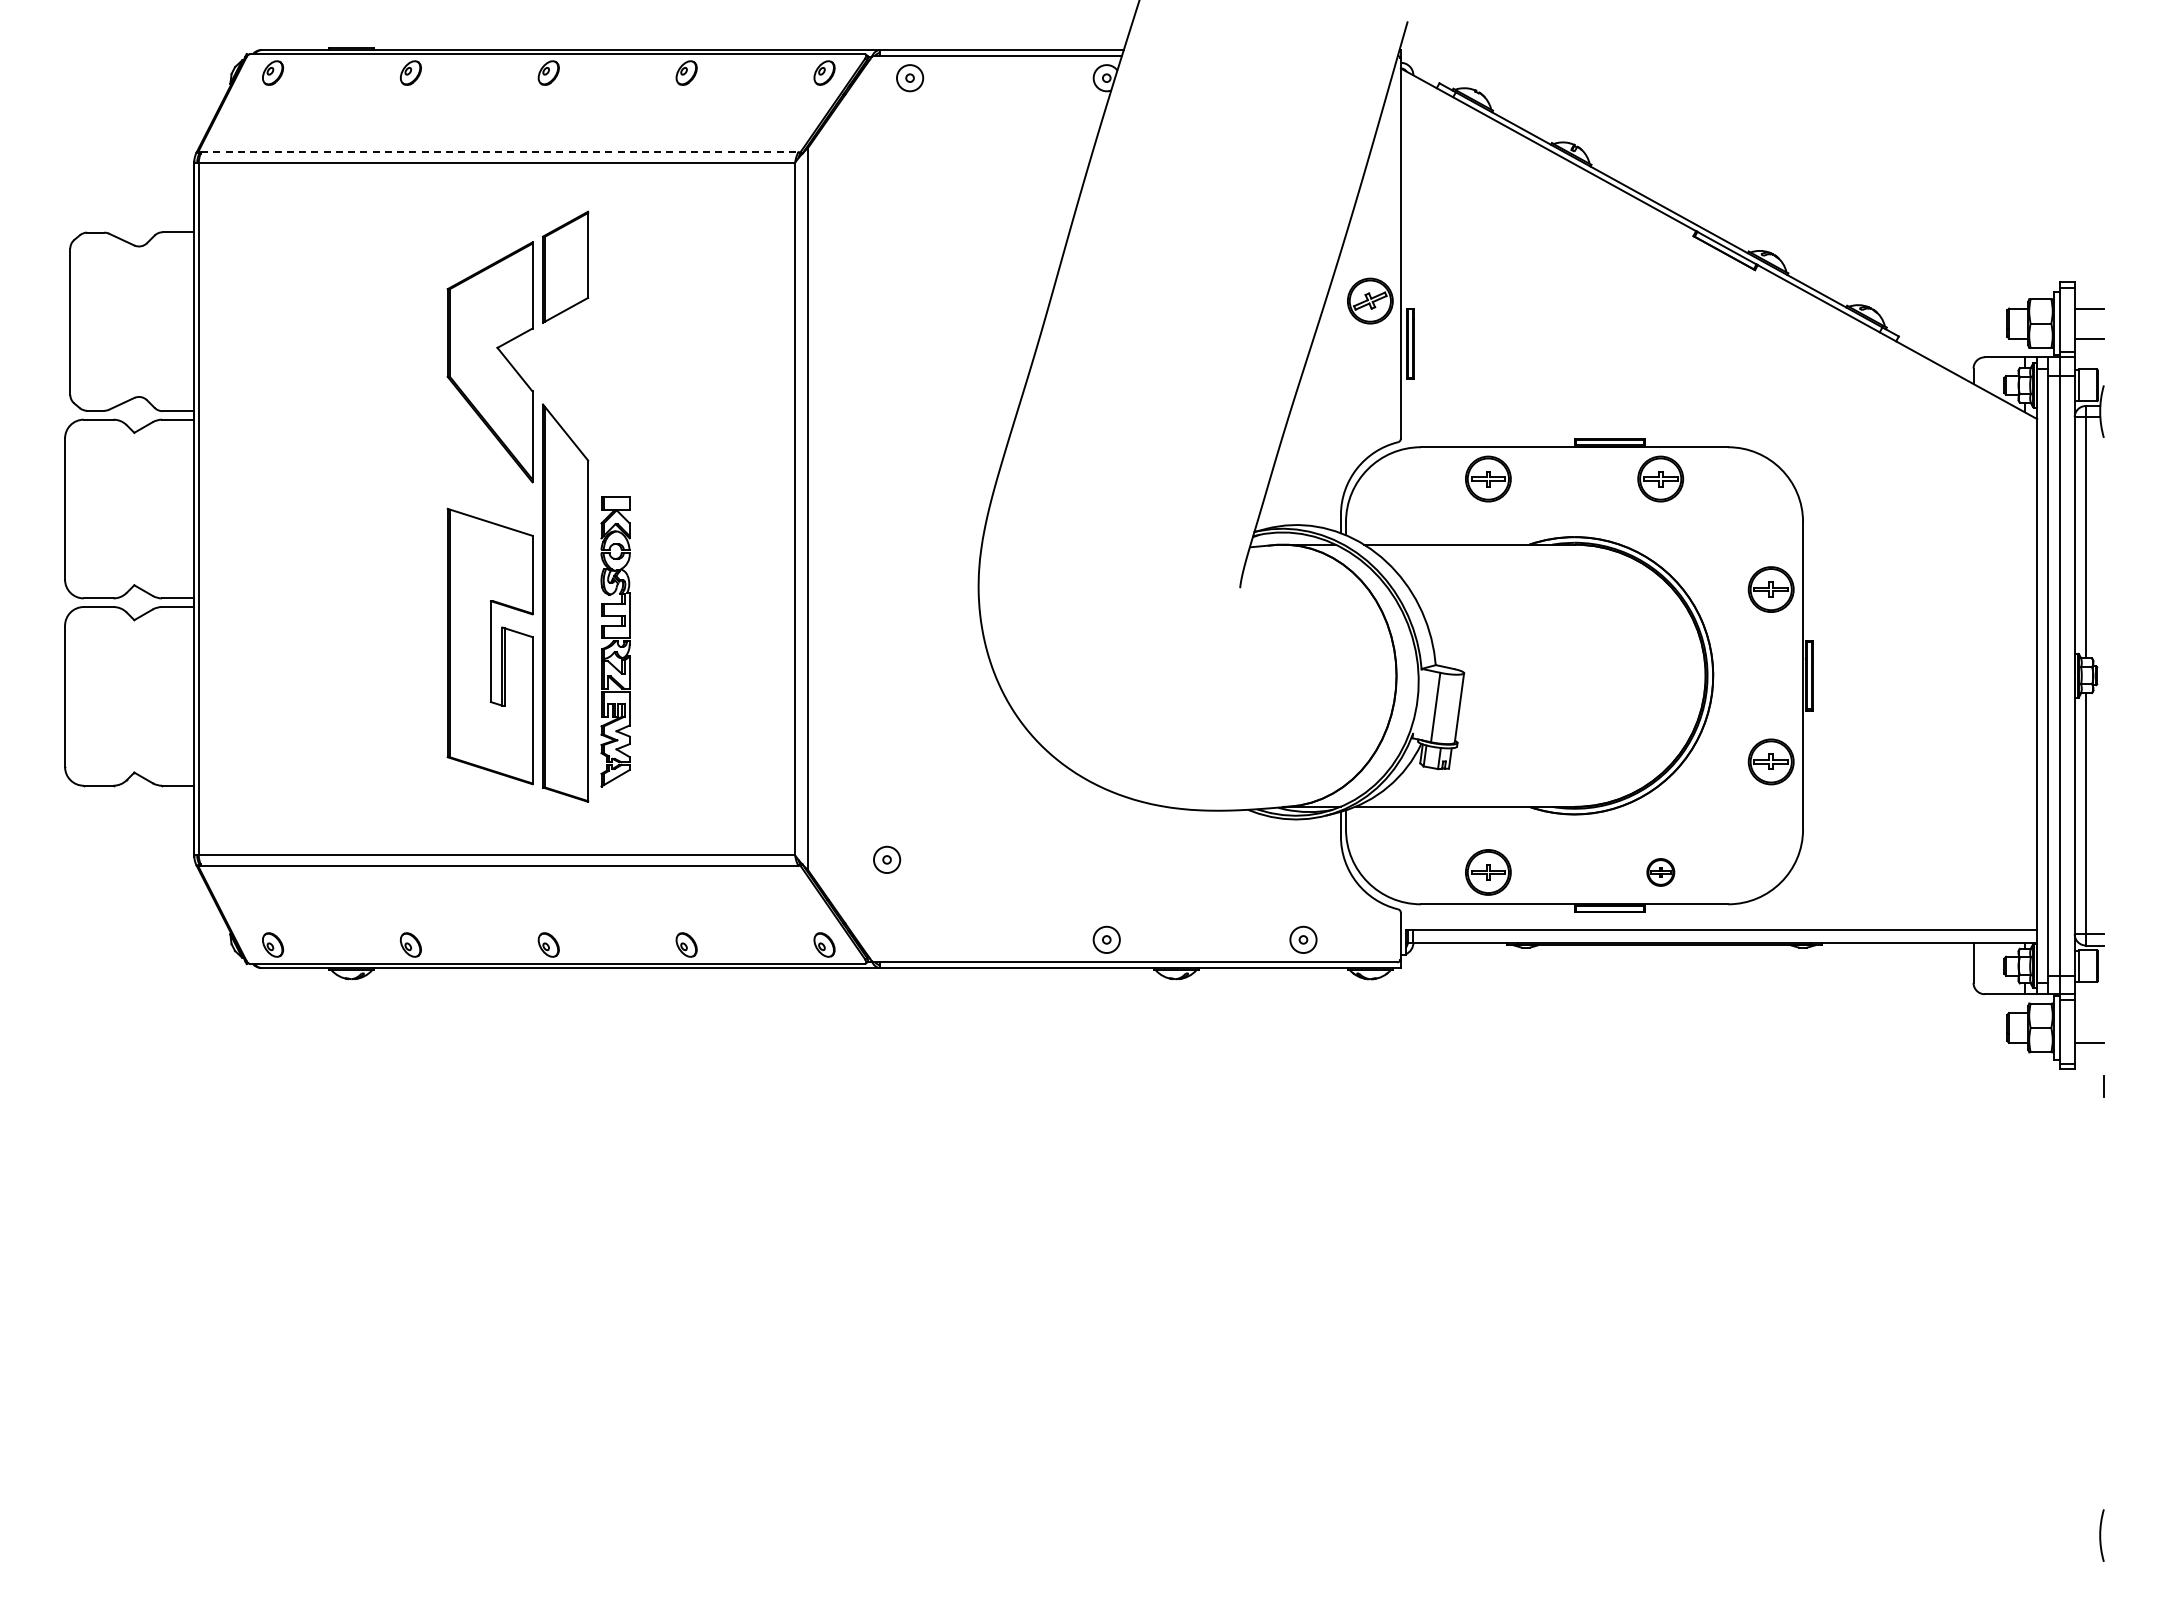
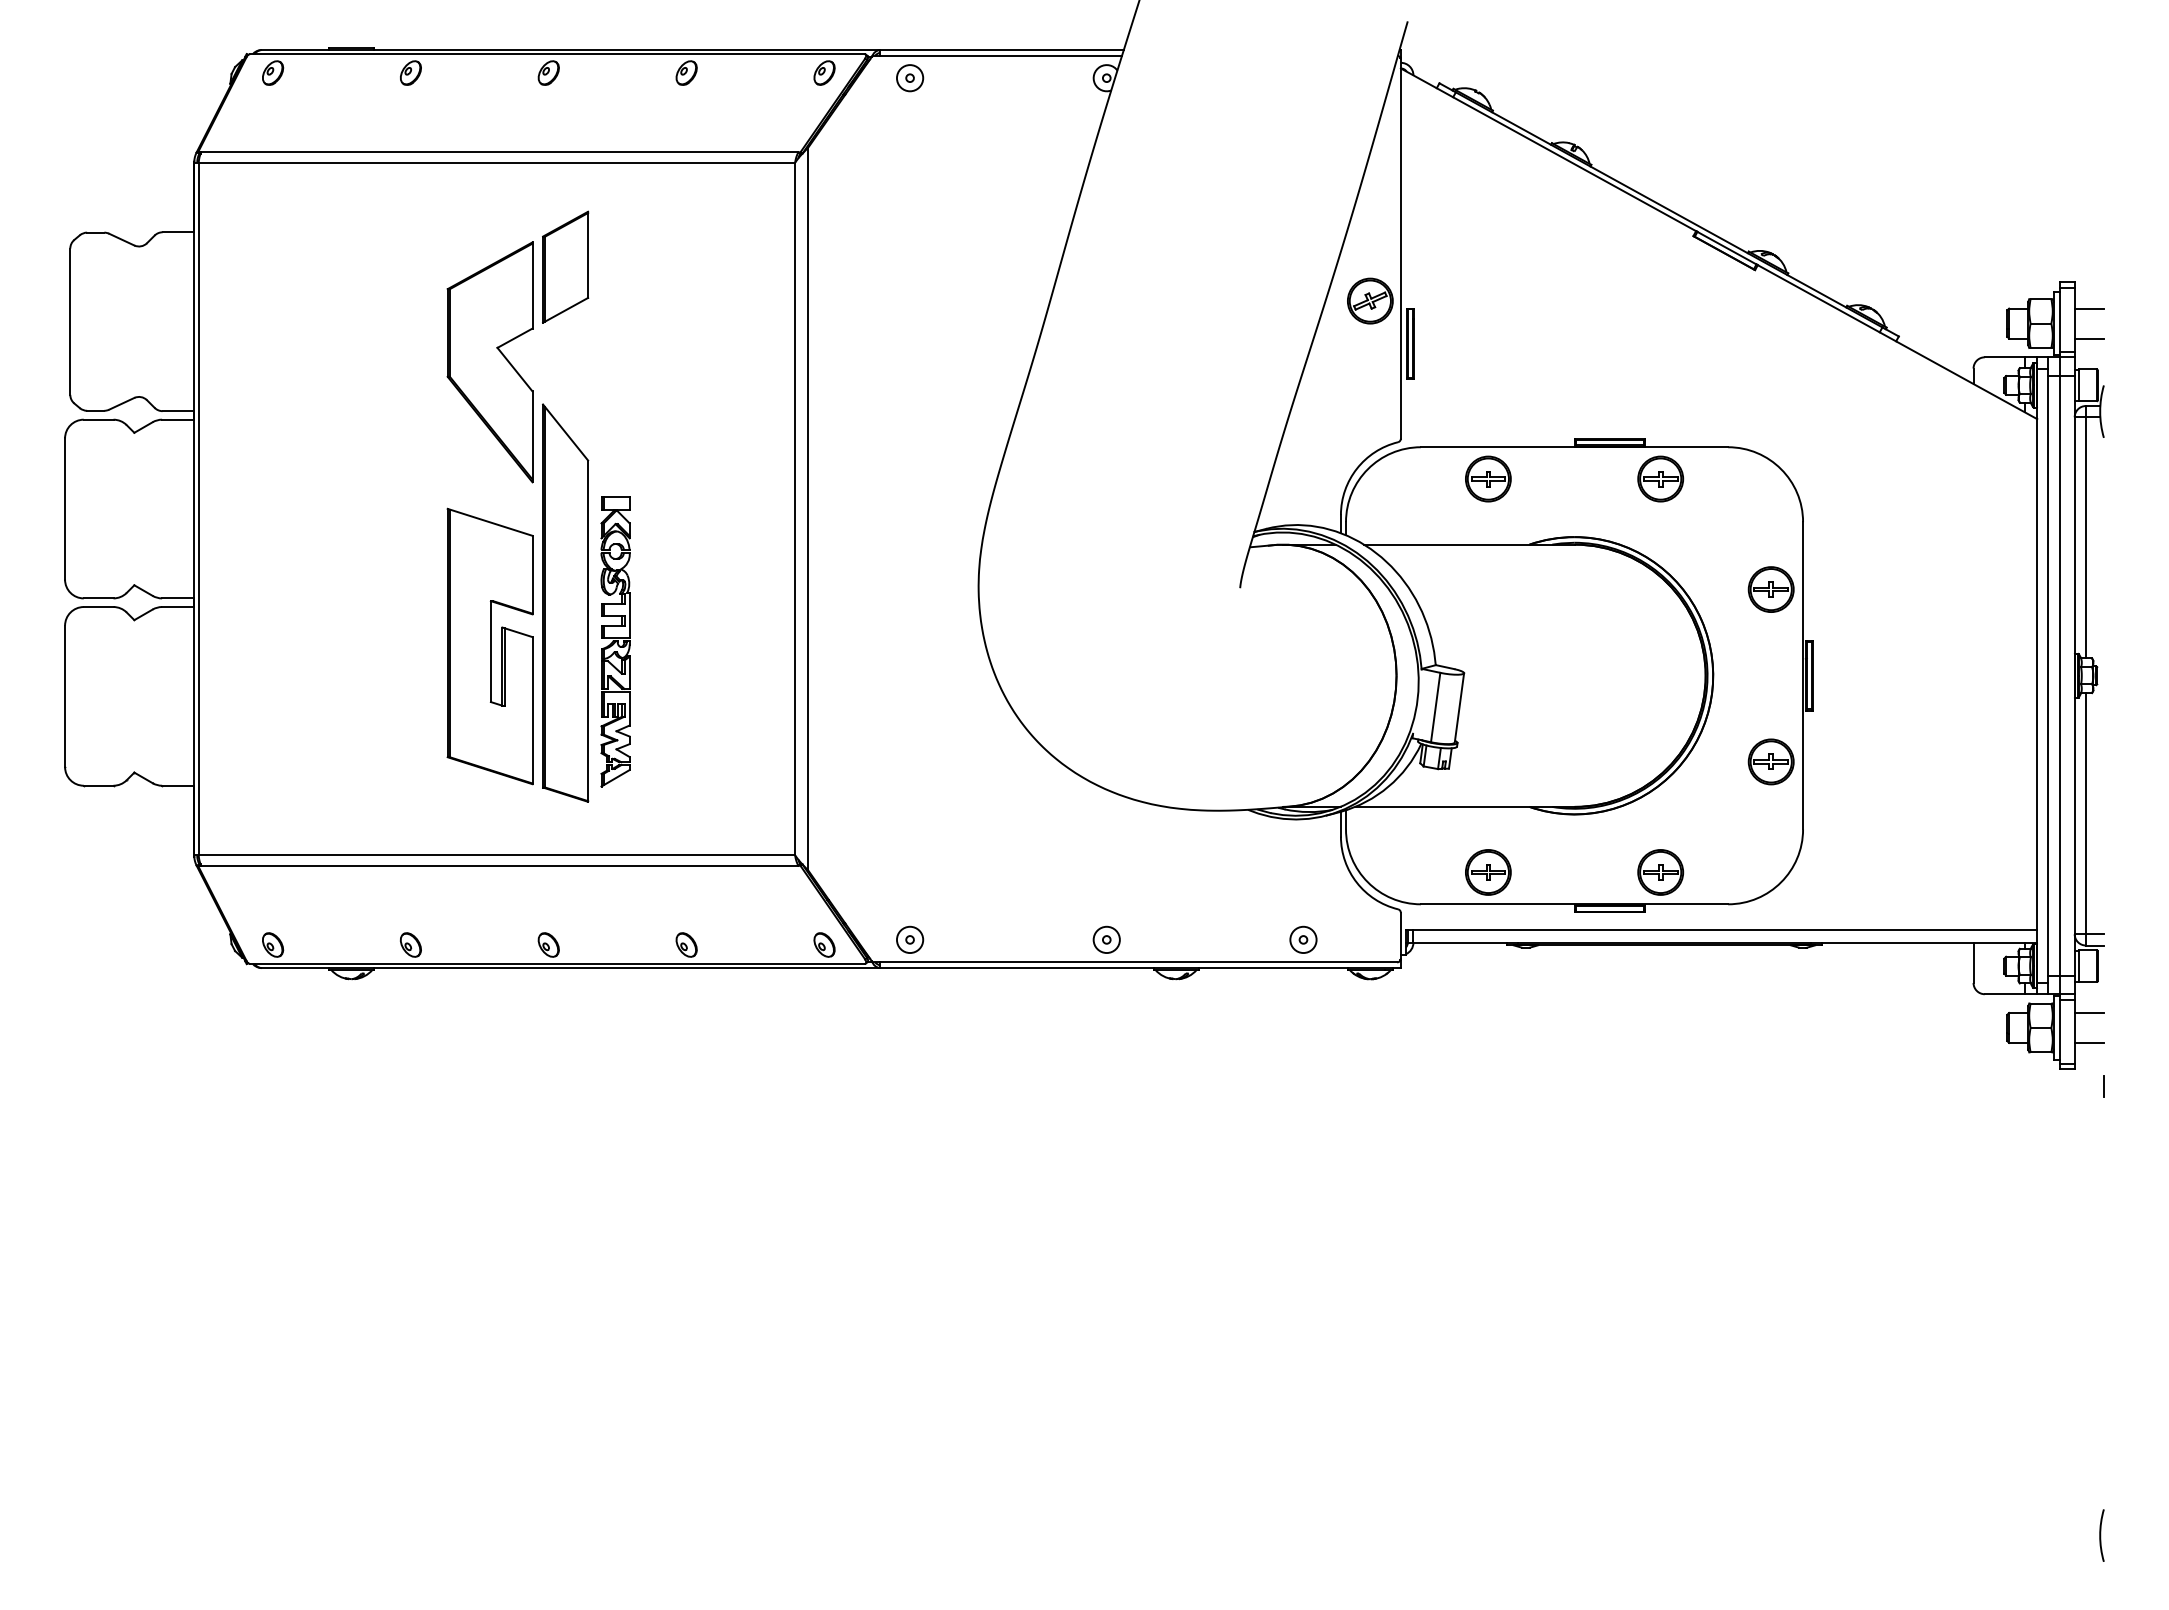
line: dashed -> solid (499, 152)
part position: (887, 859) -> (910, 939) (910, 939)
part size: 30x29 px -> 48x47 px (1660, 872)
line: none -> present (2088, 1012)
